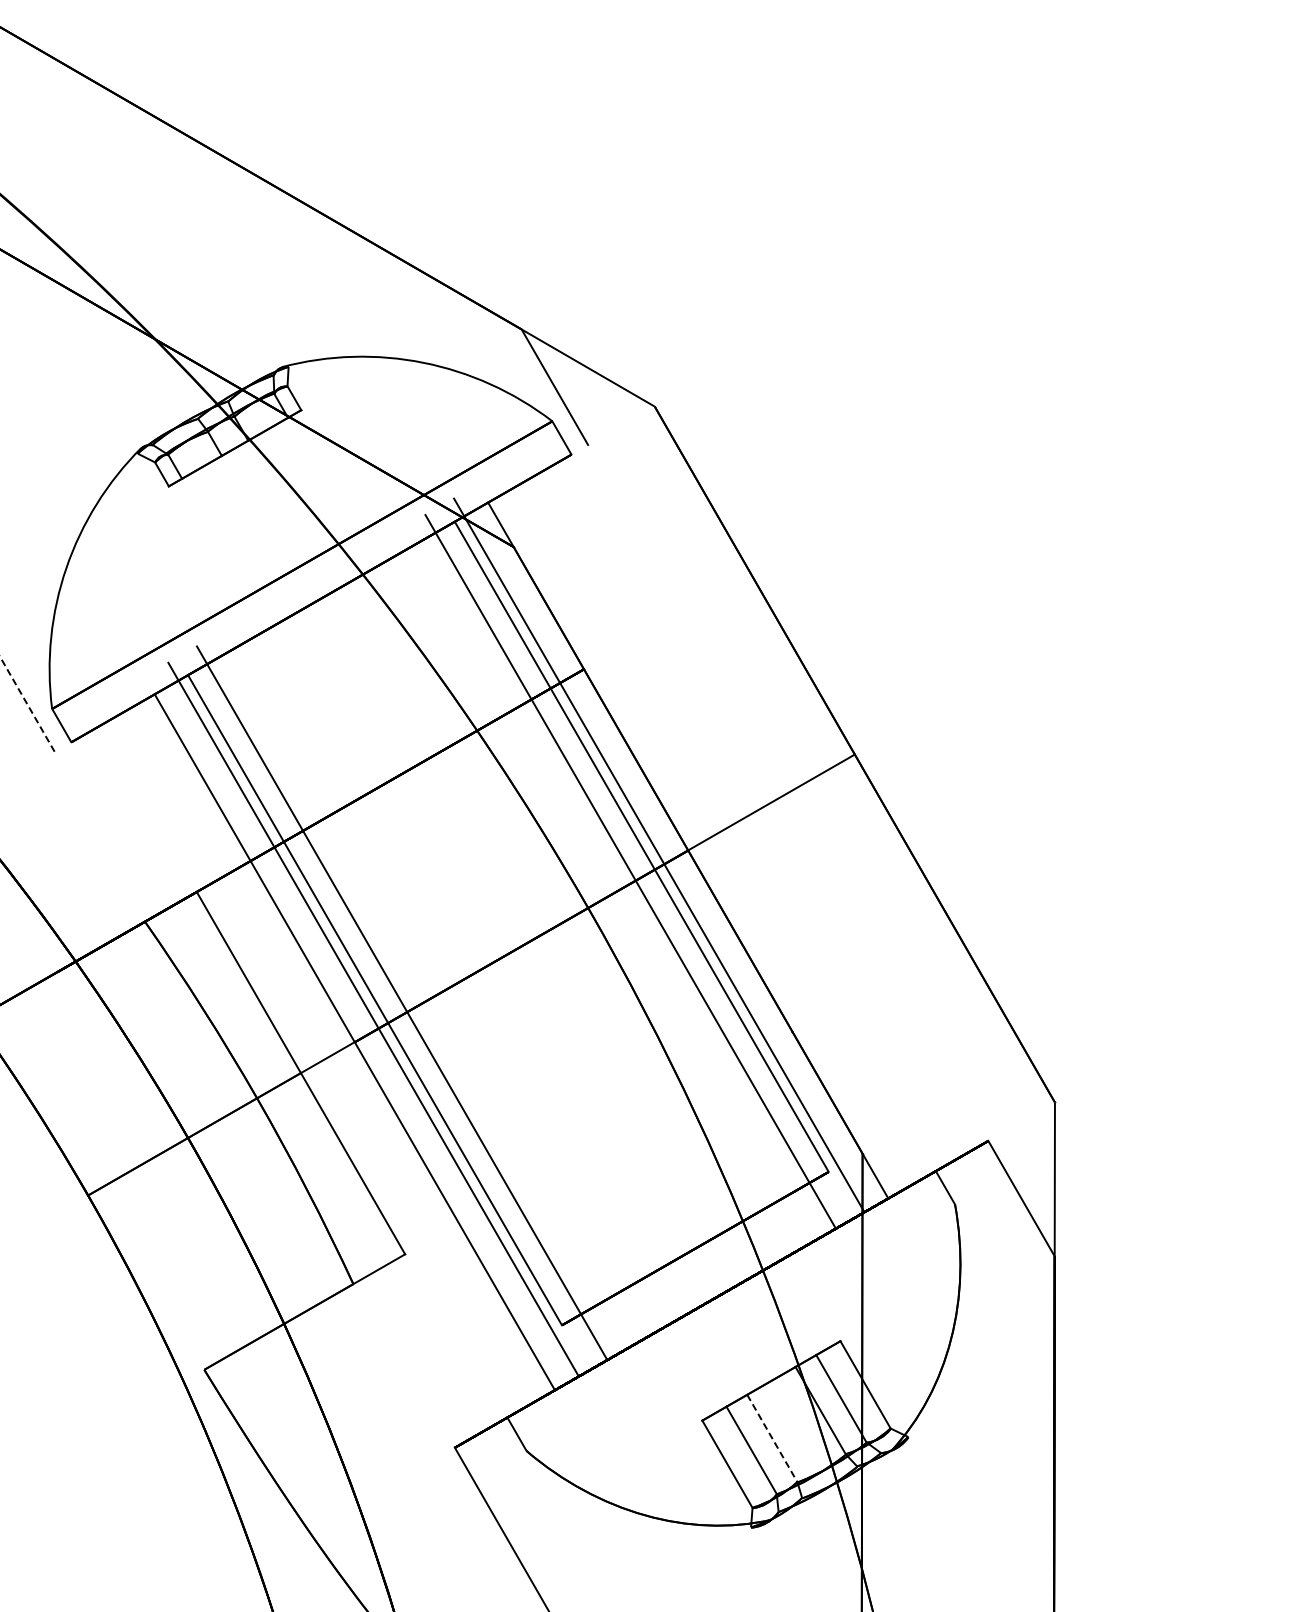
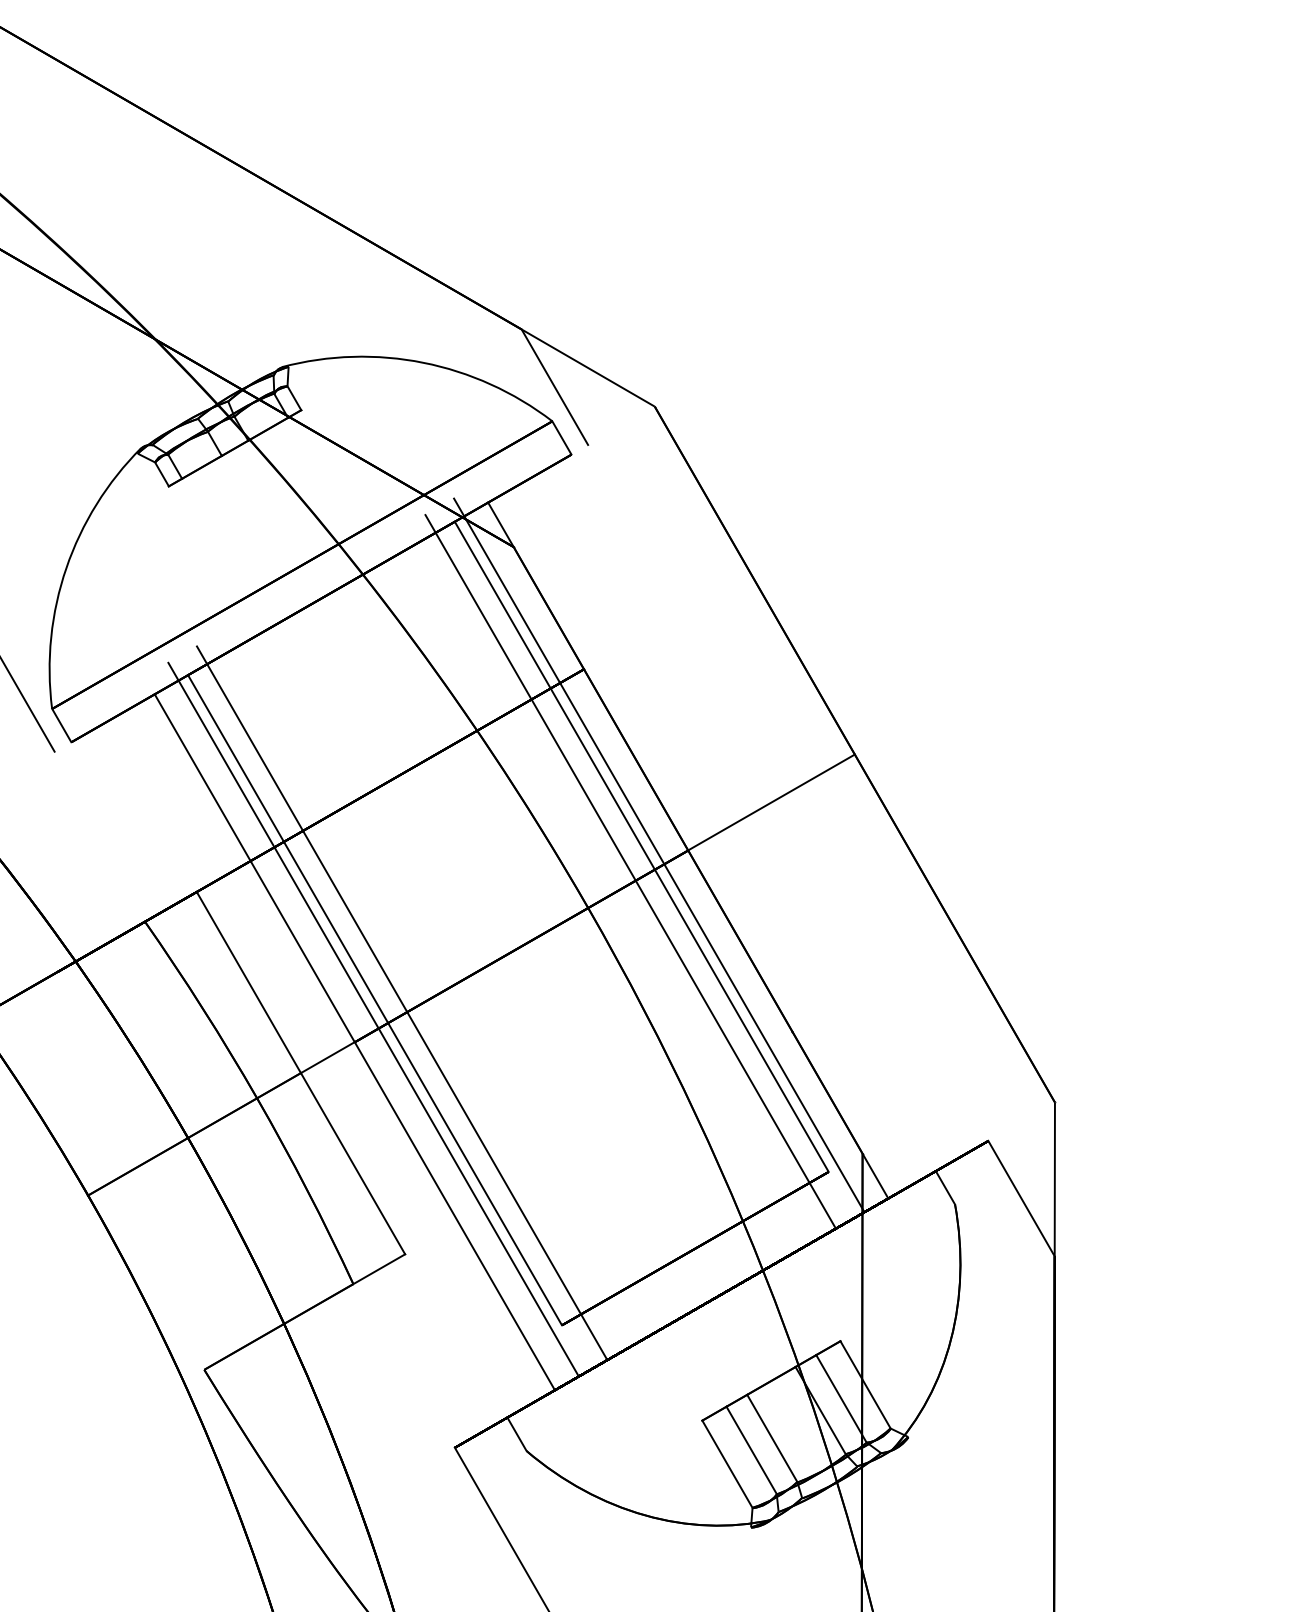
line: dashed -> solid (27, 704)
line: dashed -> solid (772, 1438)
